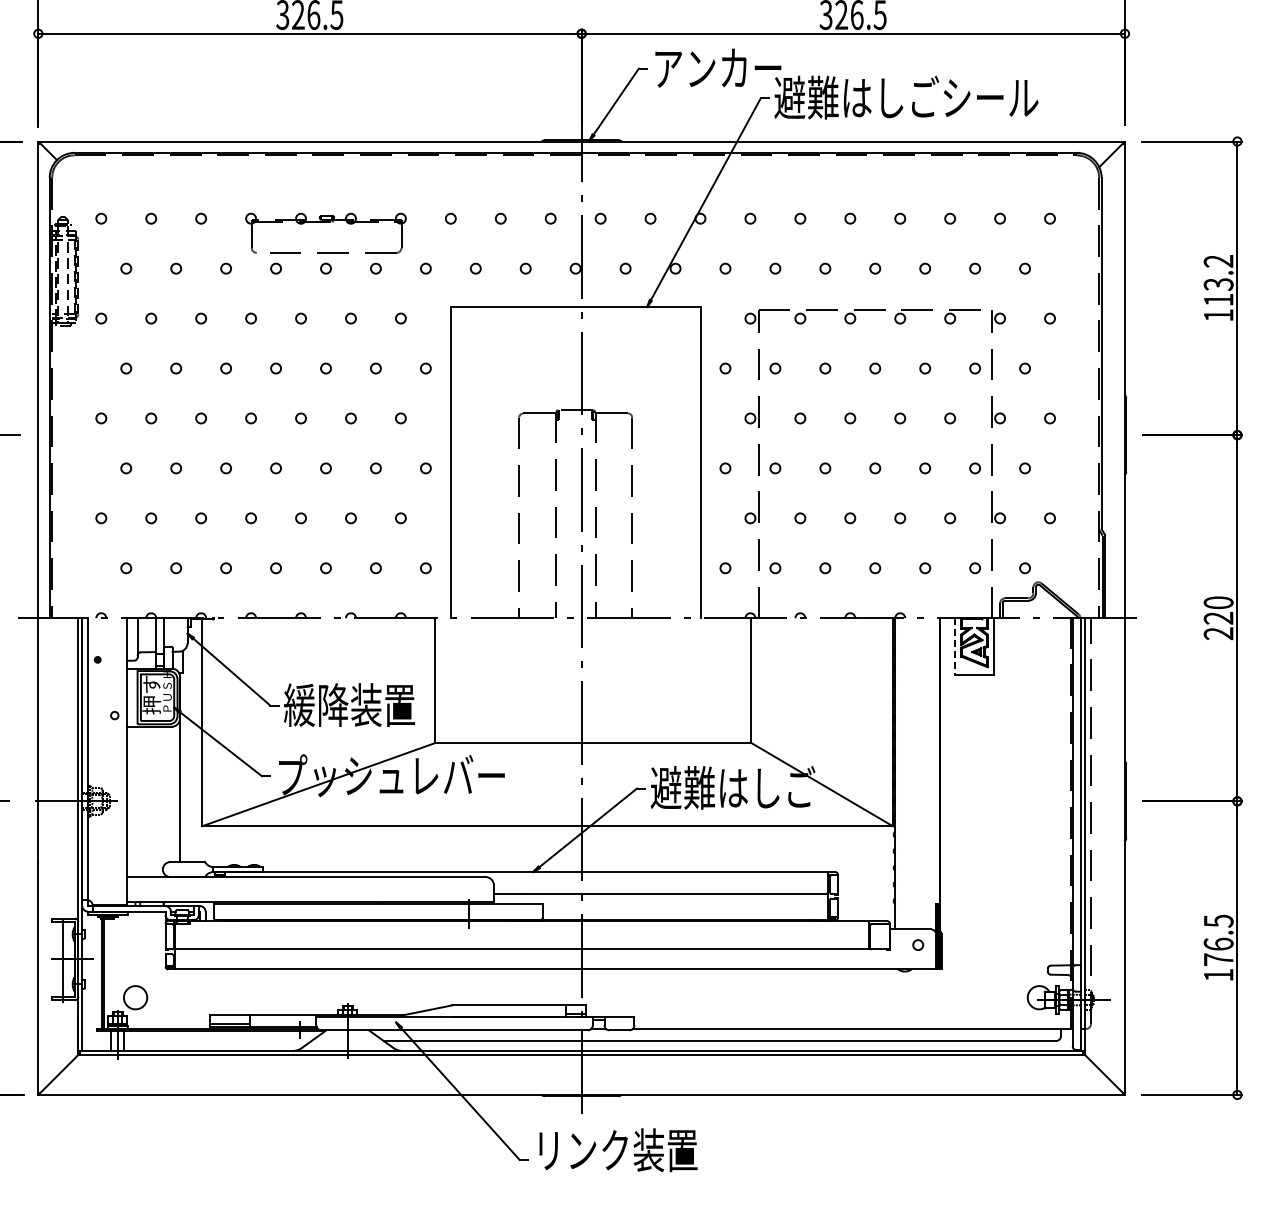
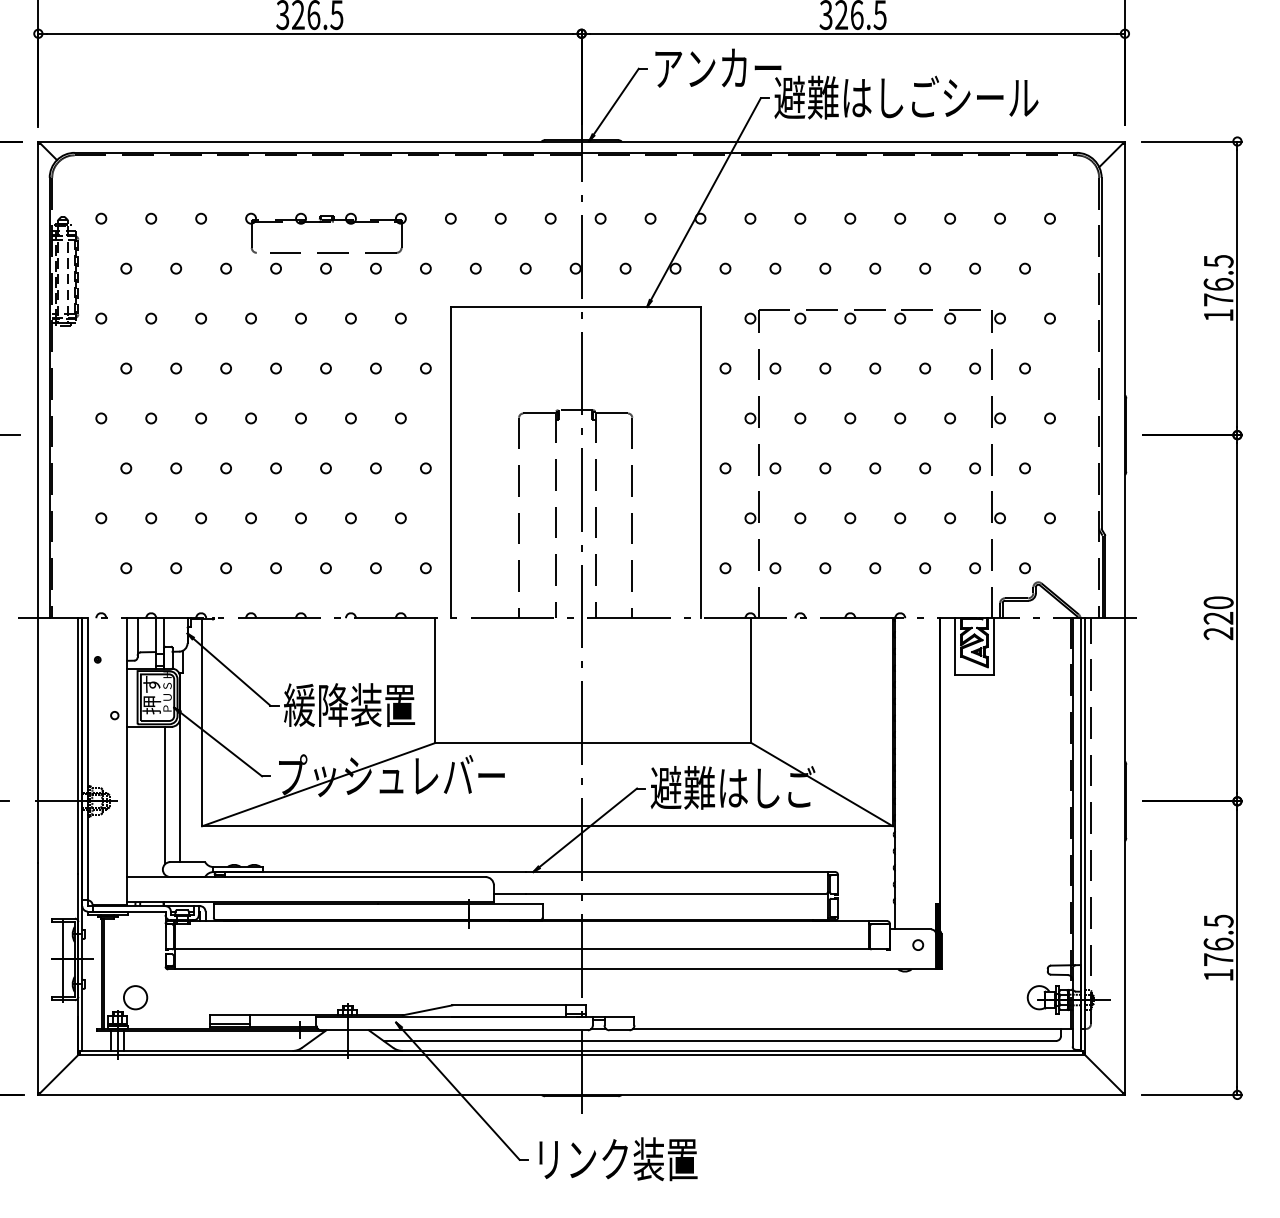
text: 113.2 -> 176.5 (1218, 280)
line: dashed -> solid (954, 647)
line: none -> present (165, 794)
text position: (618, 1150) -> (618, 1159) (618, 1159)
